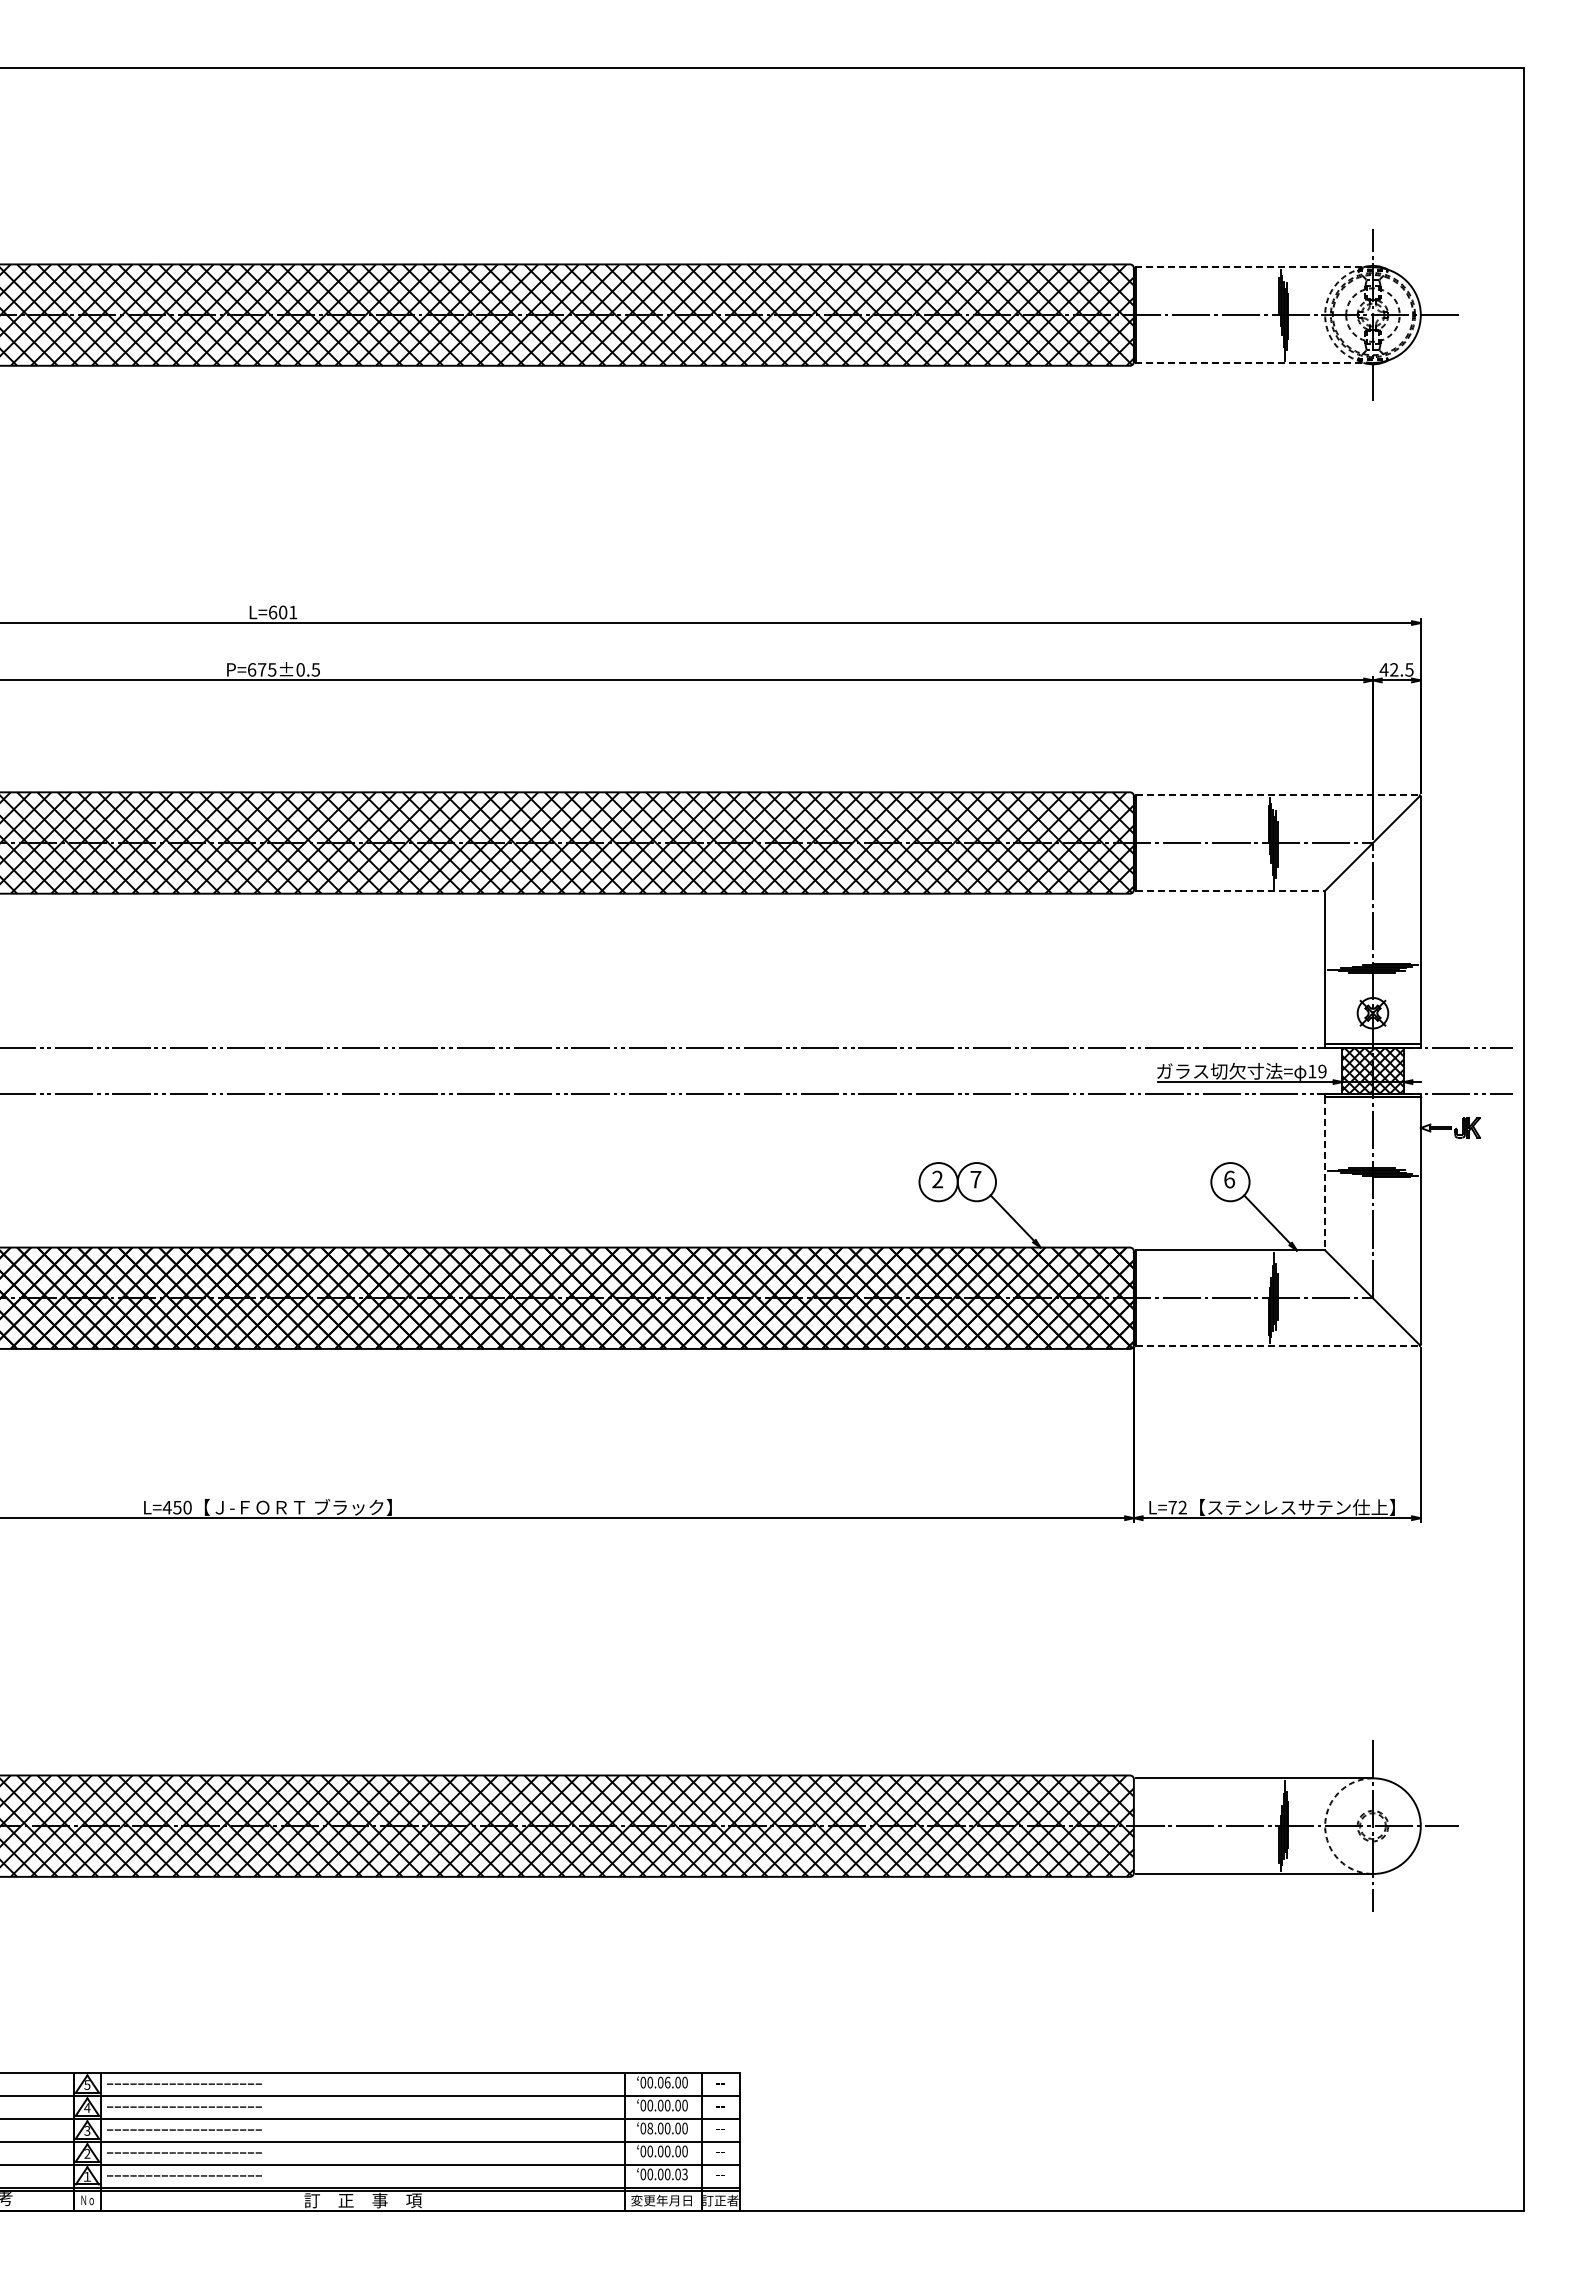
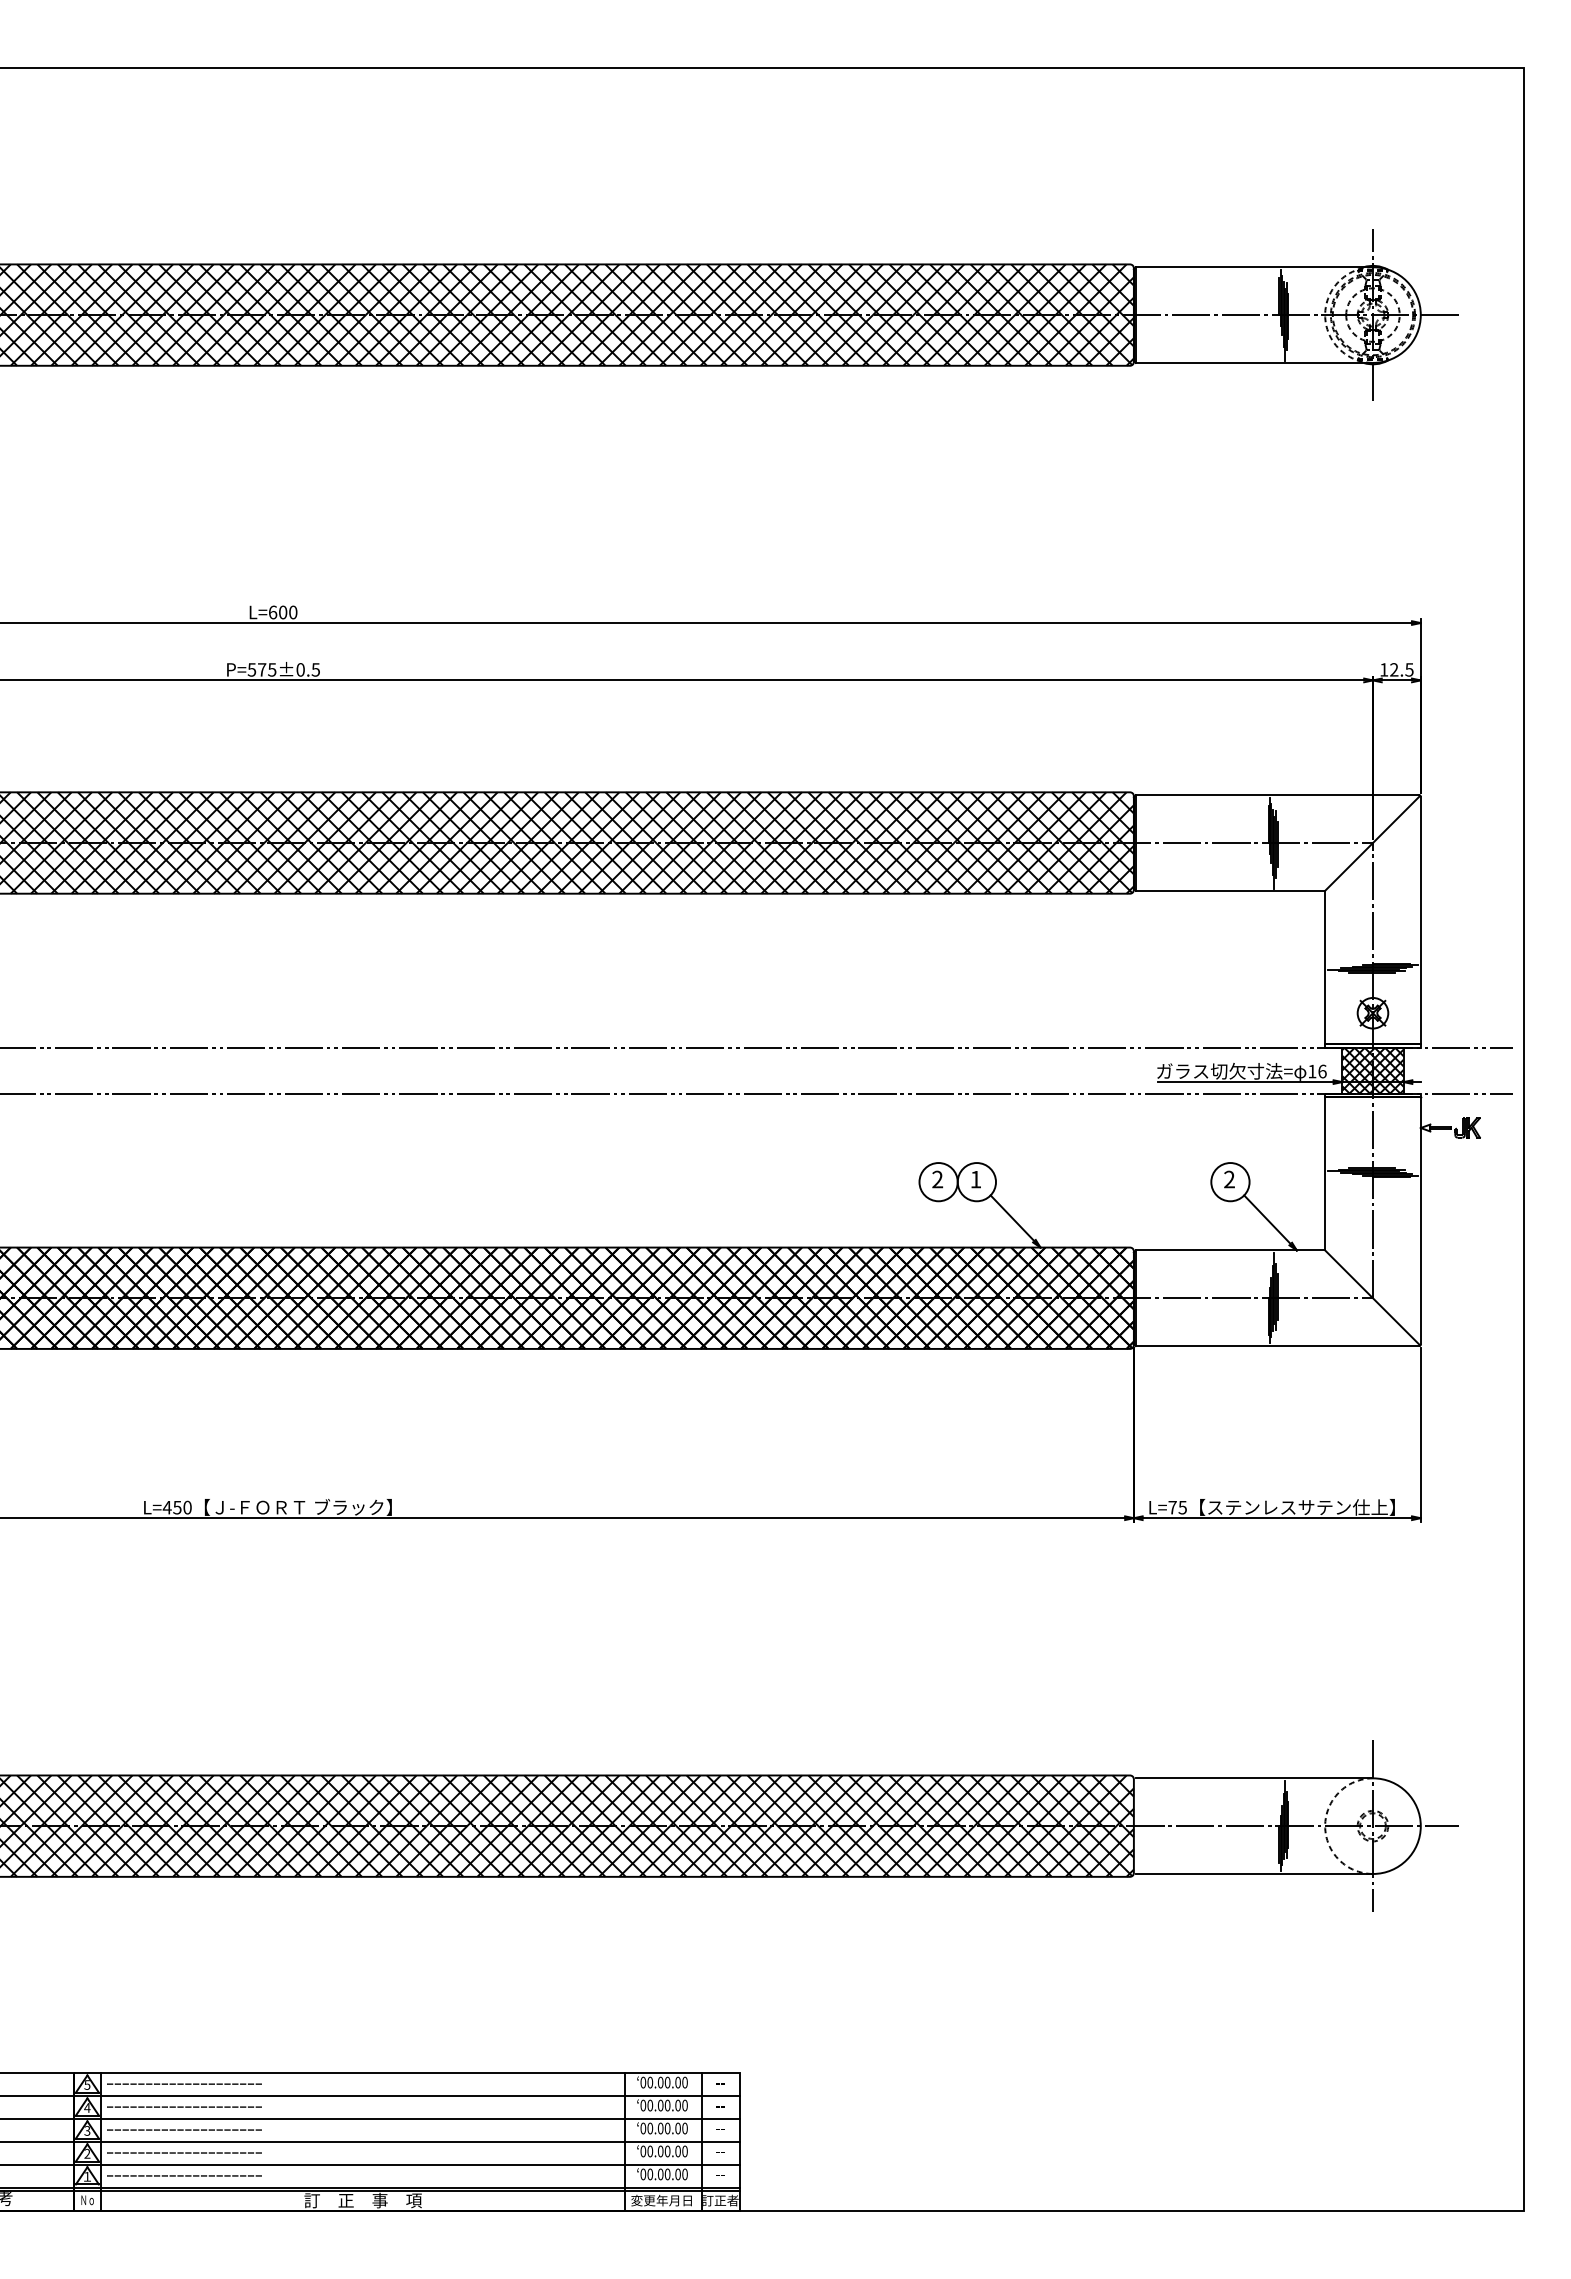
line: dashed -> solid (1254, 267)
line: dashed -> solid (1254, 362)
text: L=601 -> L=600 (293, 612)
text: P=675±0.5 -> P=575±0.5 (251, 669)
text: 42.5 -> 12.5 (1383, 669)
line: dashed -> solid (1277, 795)
line: dashed -> solid (1230, 890)
text: 19 -> 16 (1322, 1071)
line: dashed -> solid (1325, 1173)
text: 7 -> 1 (975, 1179)
text: 6 -> 2 (1229, 1179)
line: dashed -> solid (1277, 1346)
text: L=72 -> L=75 (1182, 1507)
text: 00.06.00 -> 00.00.00 (667, 2082)
text: 08.00.00 -> 00.00.00 (650, 2128)
text: 00.00.03 -> 00.00.00 (684, 2174)
